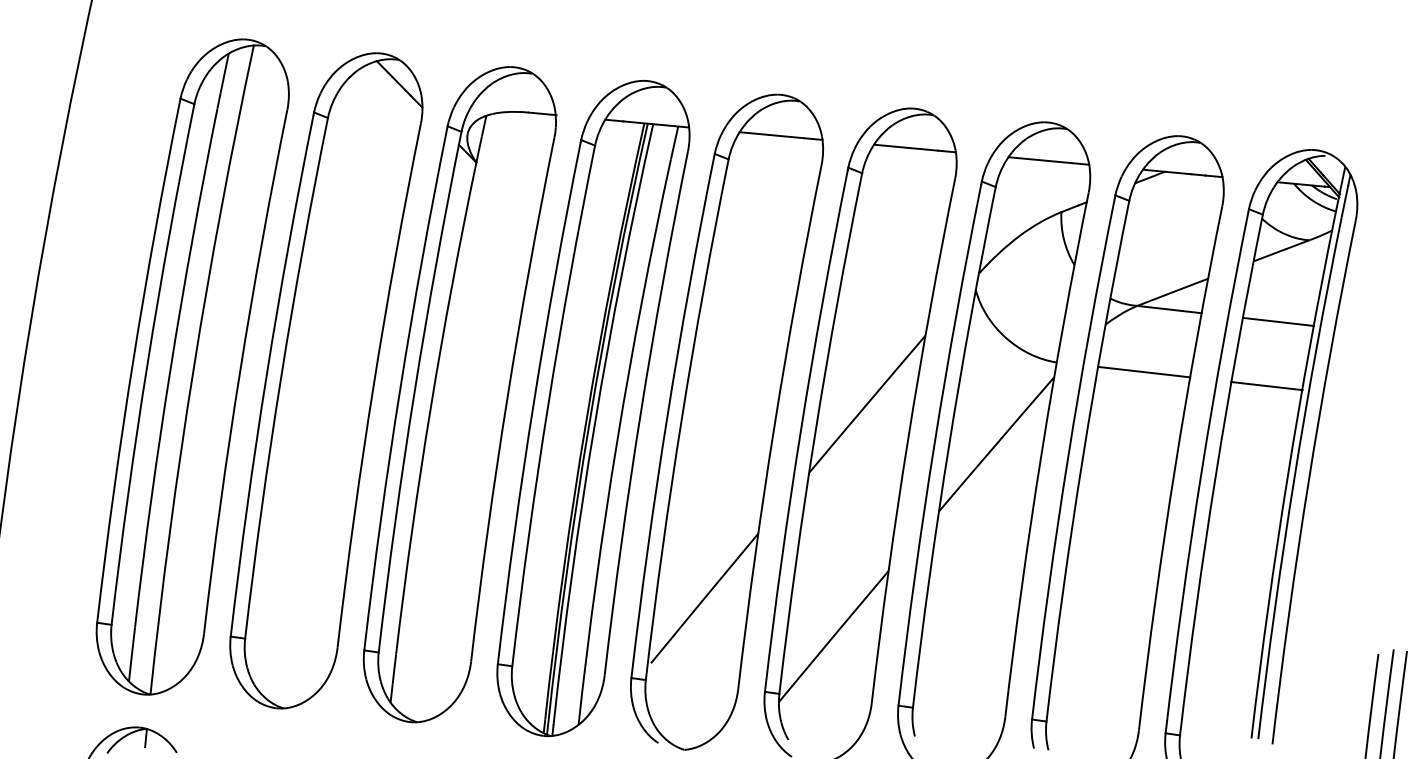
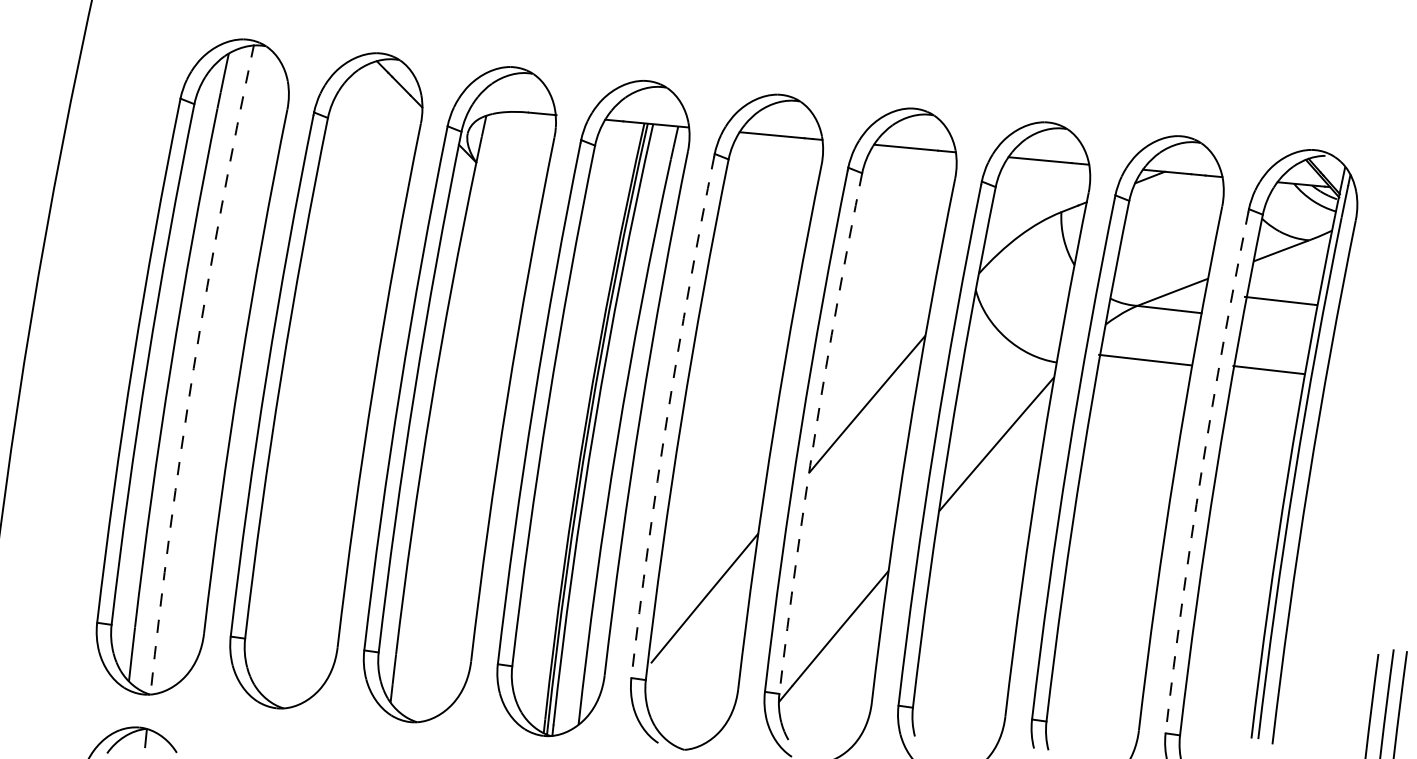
line position: (1278, 321) -> (1280, 300) (1280, 300)
arc: solid -> dashed (193, 368)
line position: (1144, 371) -> (1145, 359) (1145, 359)
line position: (1266, 386) -> (1268, 370) (1268, 370)
arc: solid -> dashed (667, 416)
arc: solid -> dashed (815, 432)
arc: solid -> dashed (1201, 471)
